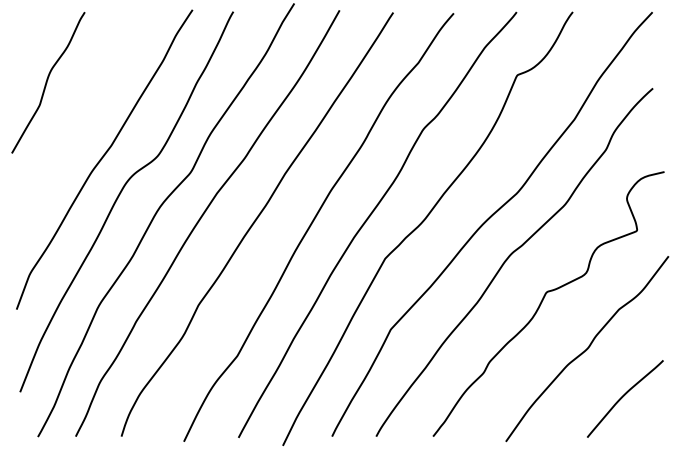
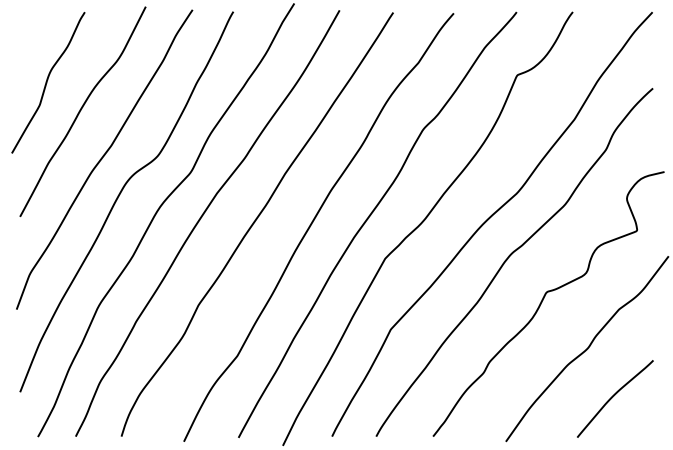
curve: none -> present (81, 110)
curve position: (624, 396) -> (614, 396) (614, 396)
